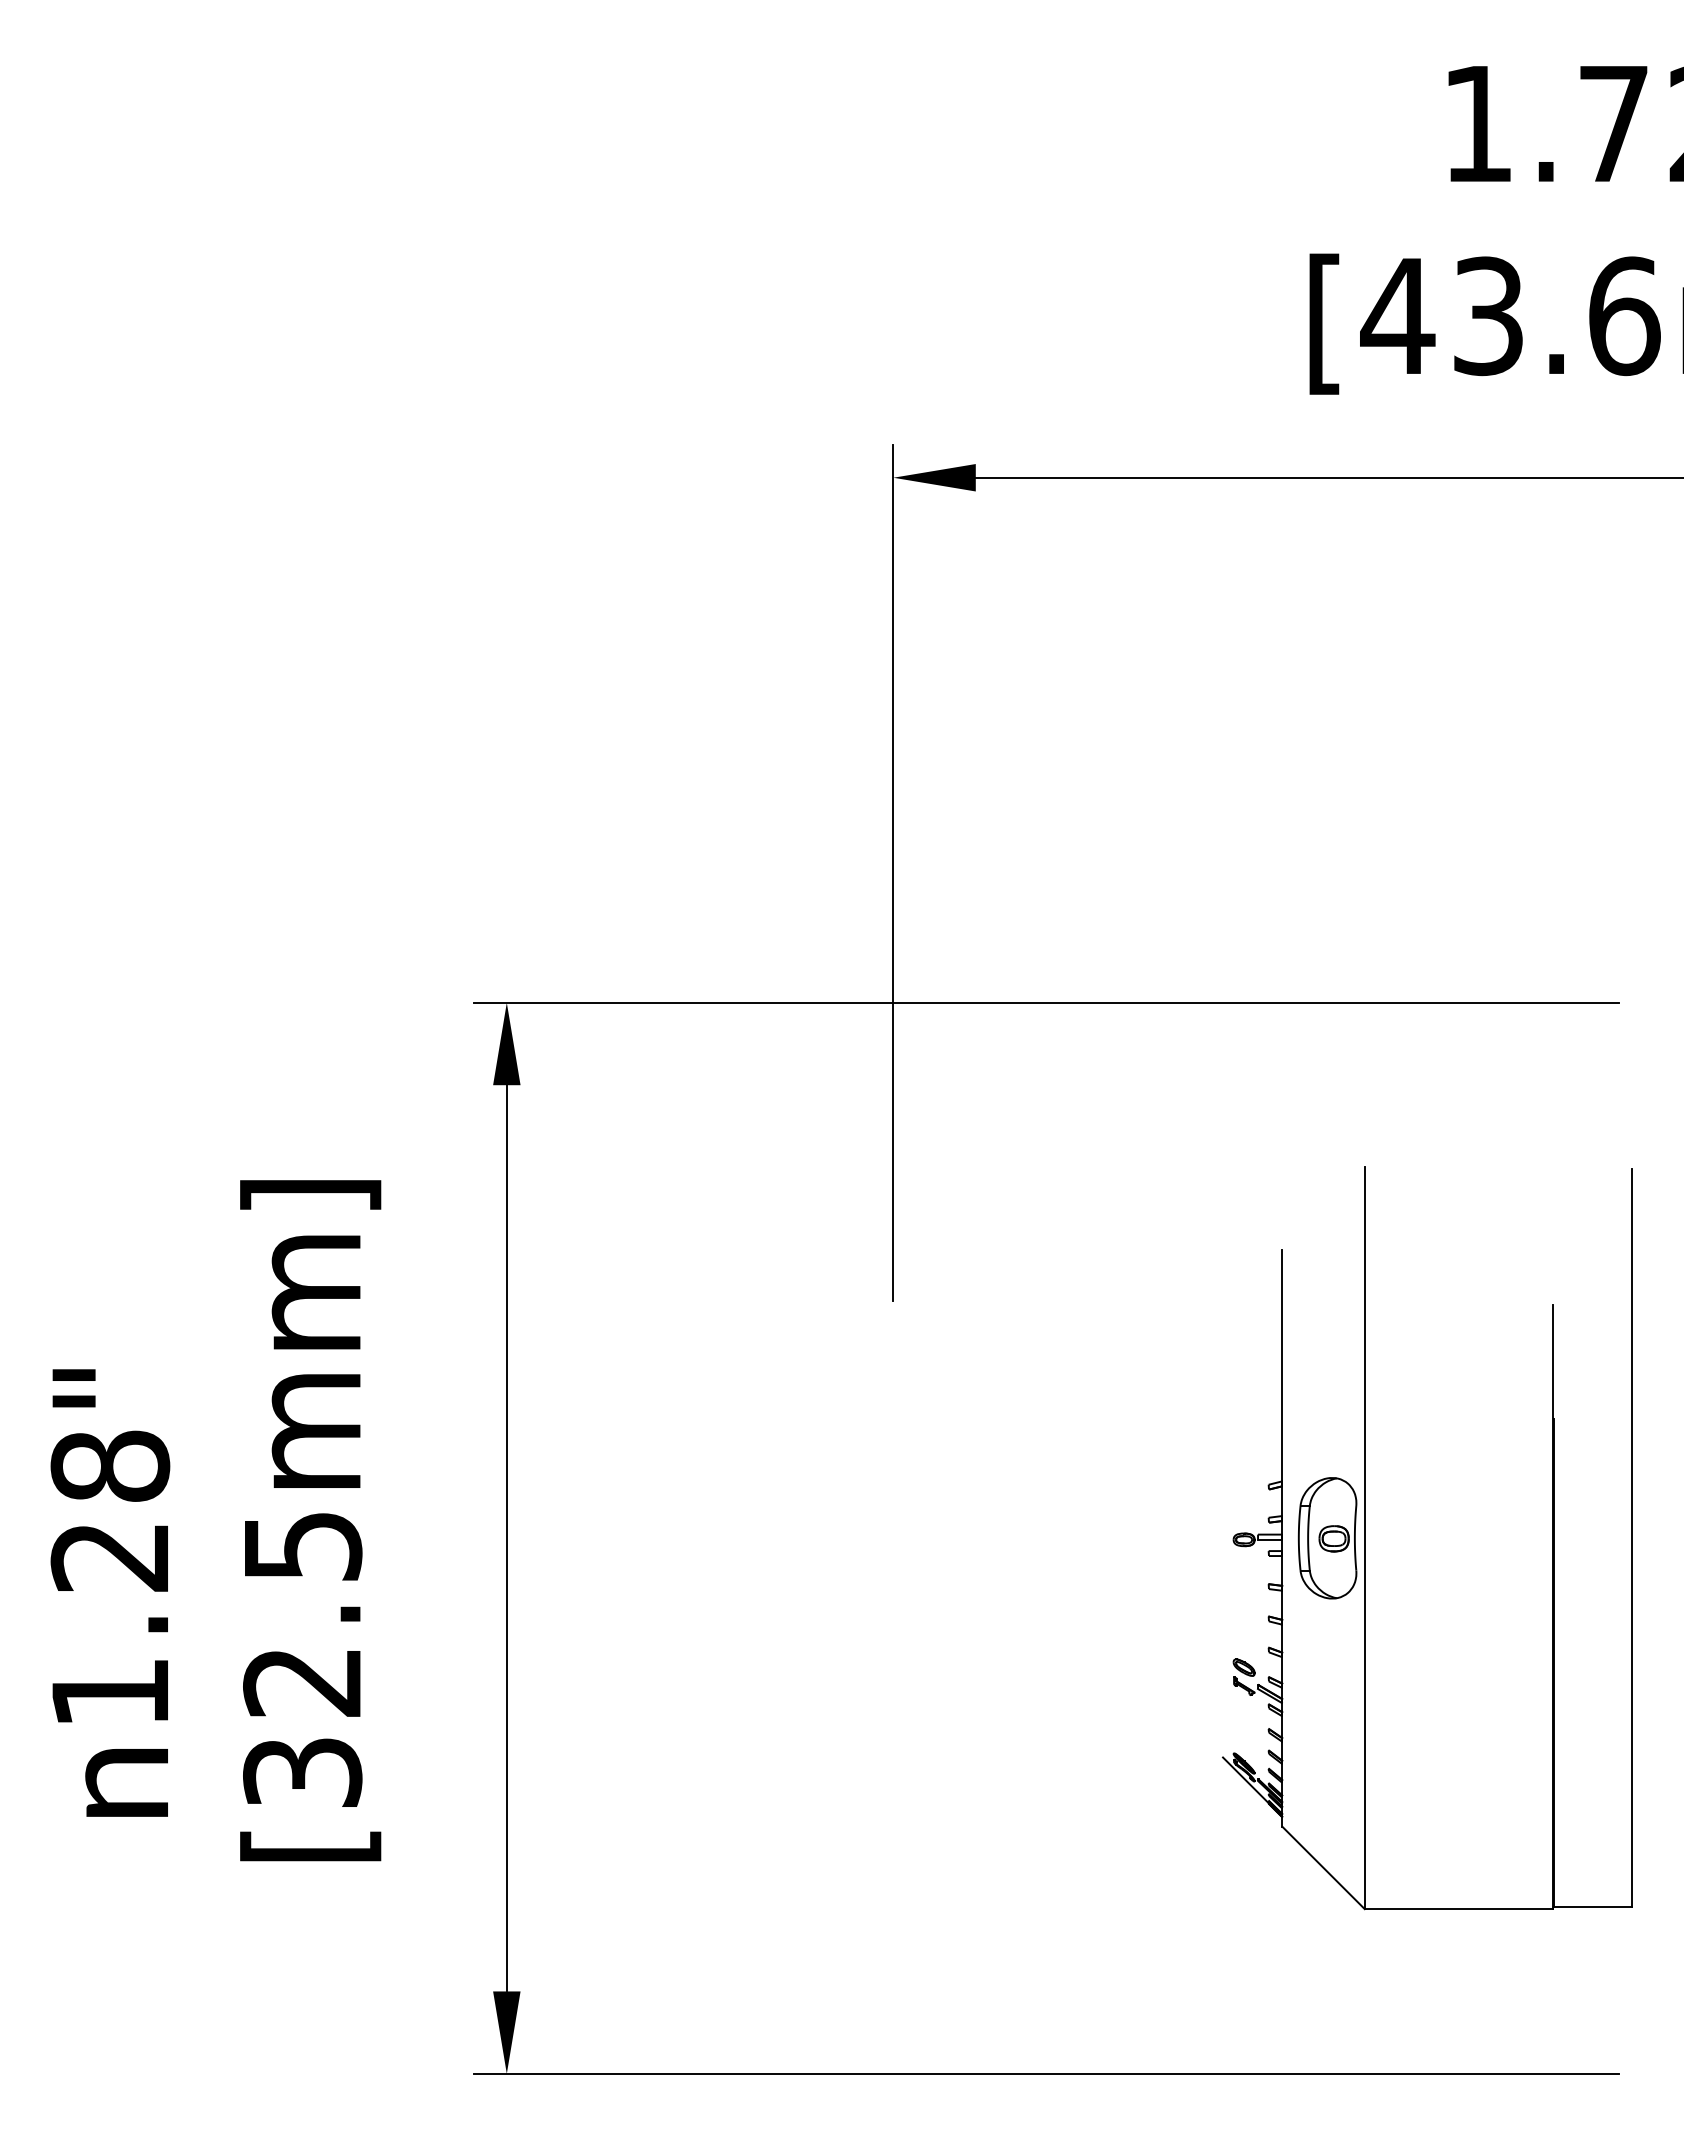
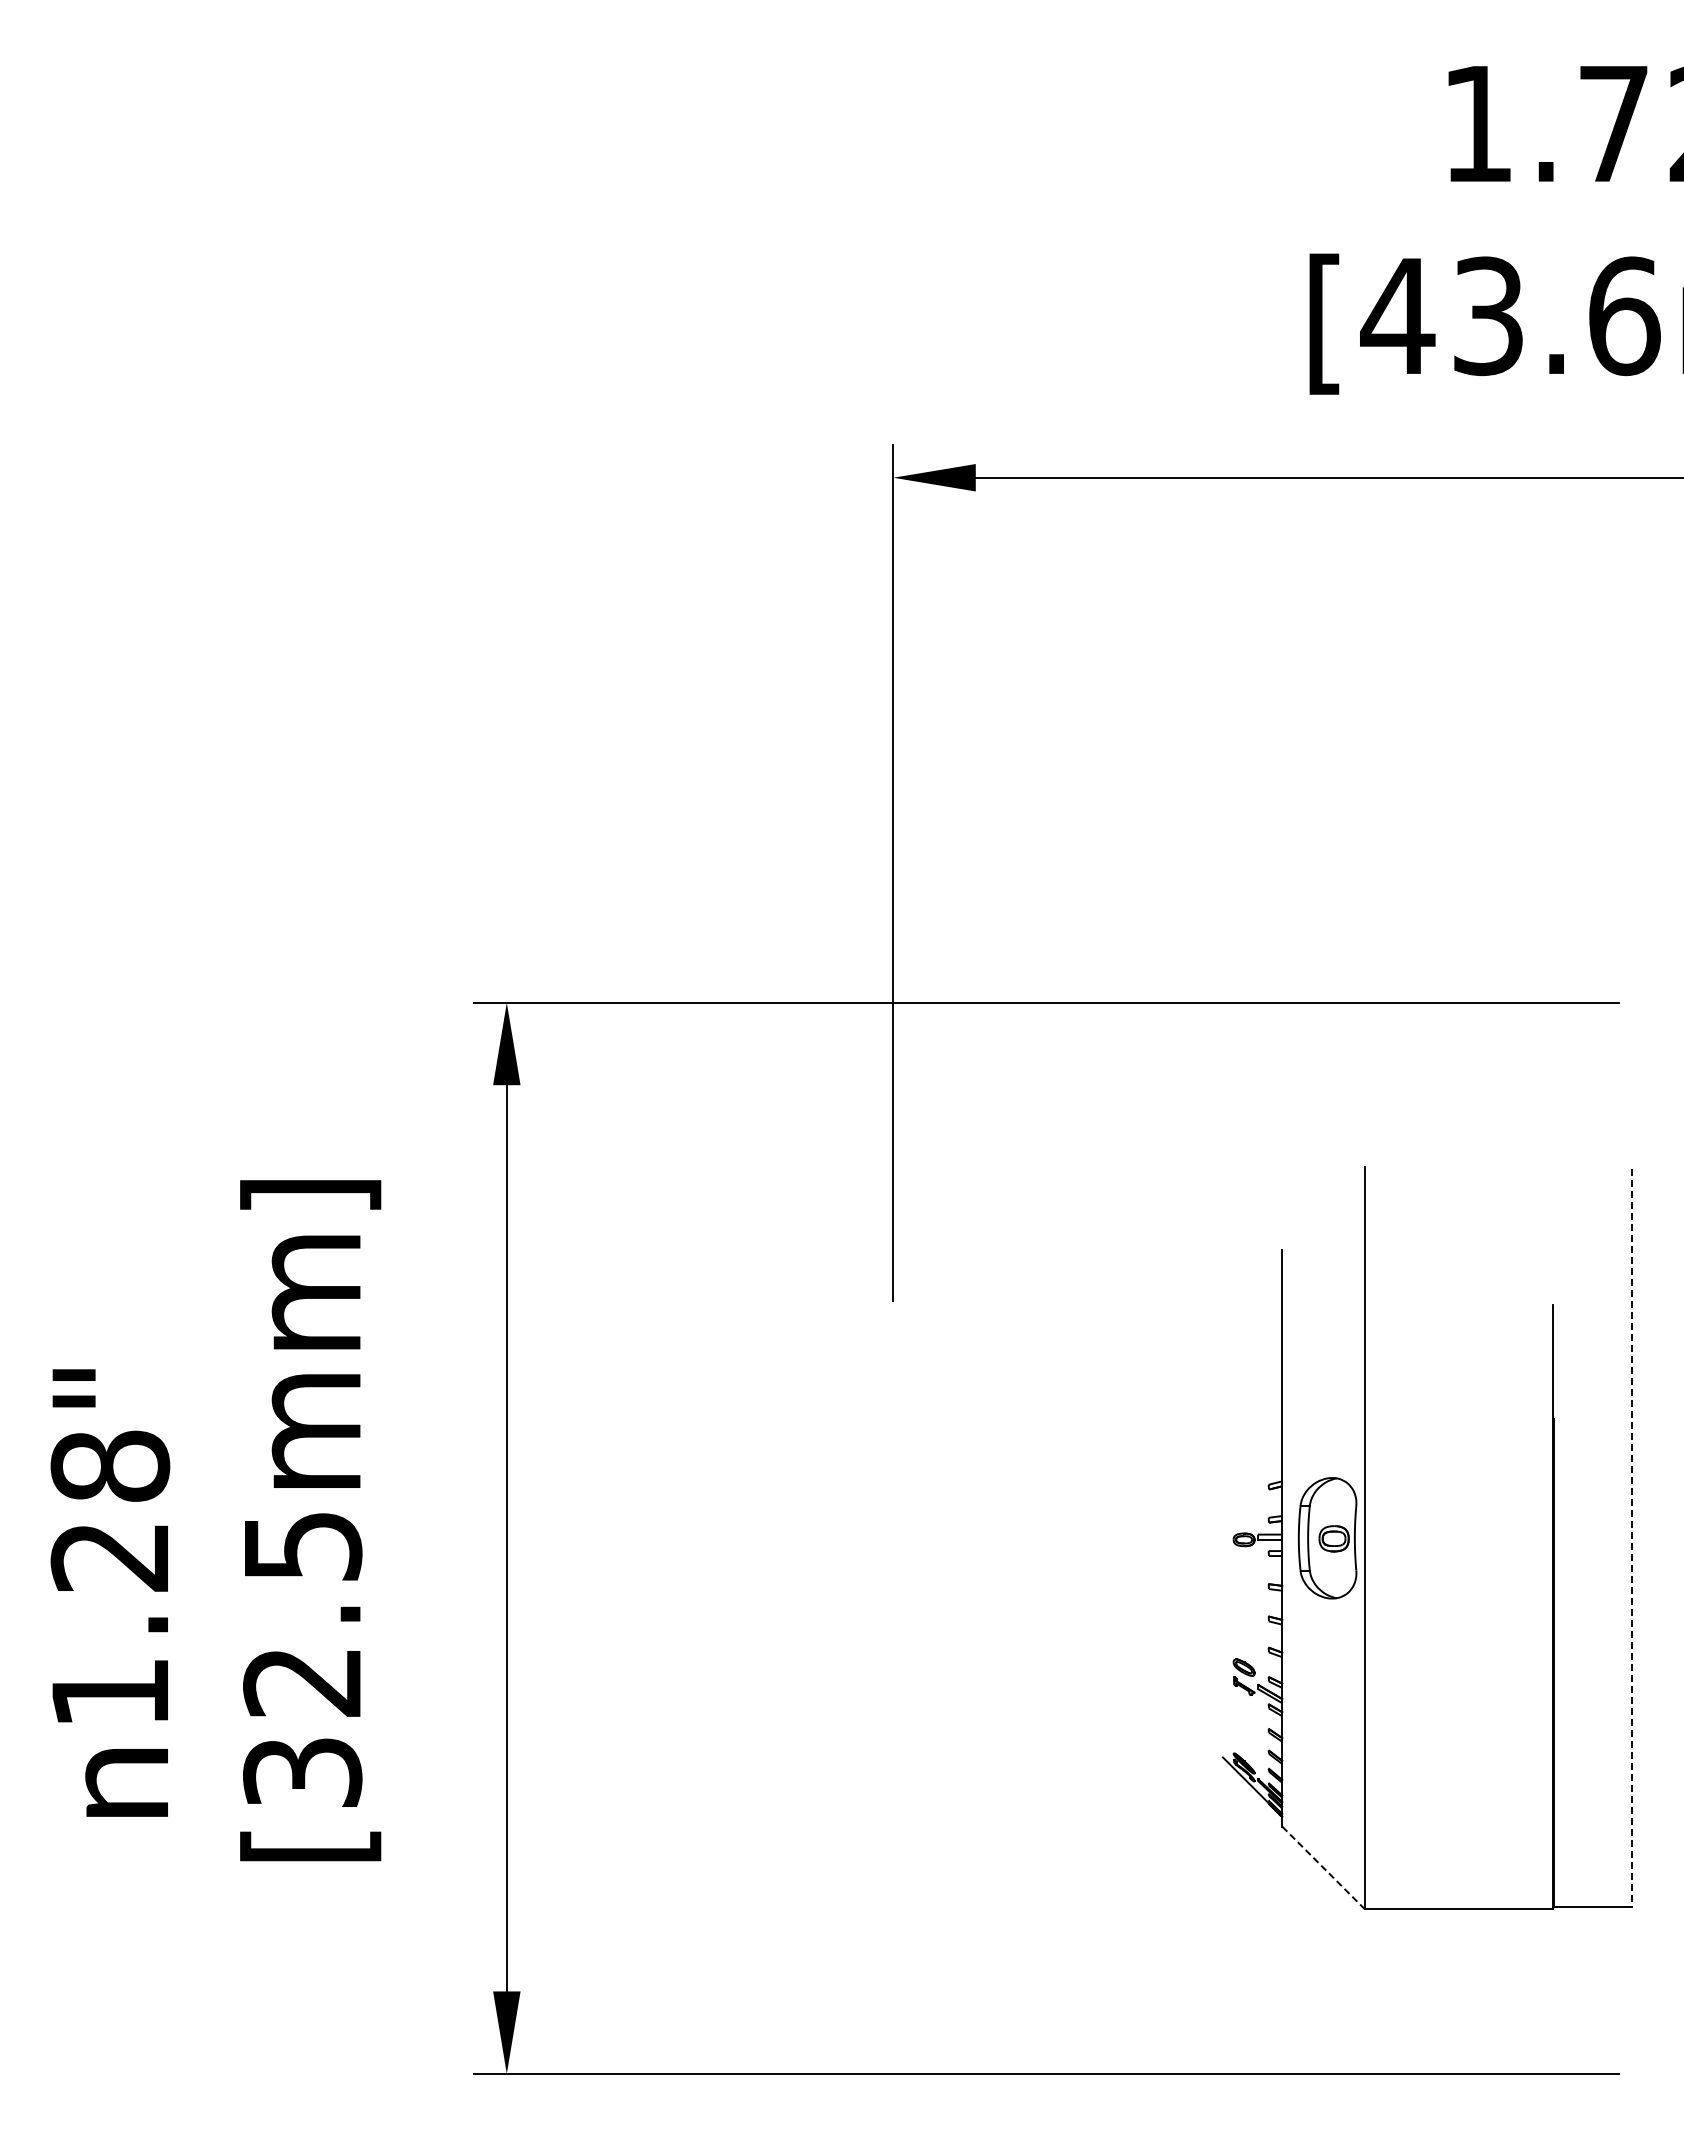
line: solid -> dashed (1631, 1538)
line: solid -> dashed (1323, 1868)
